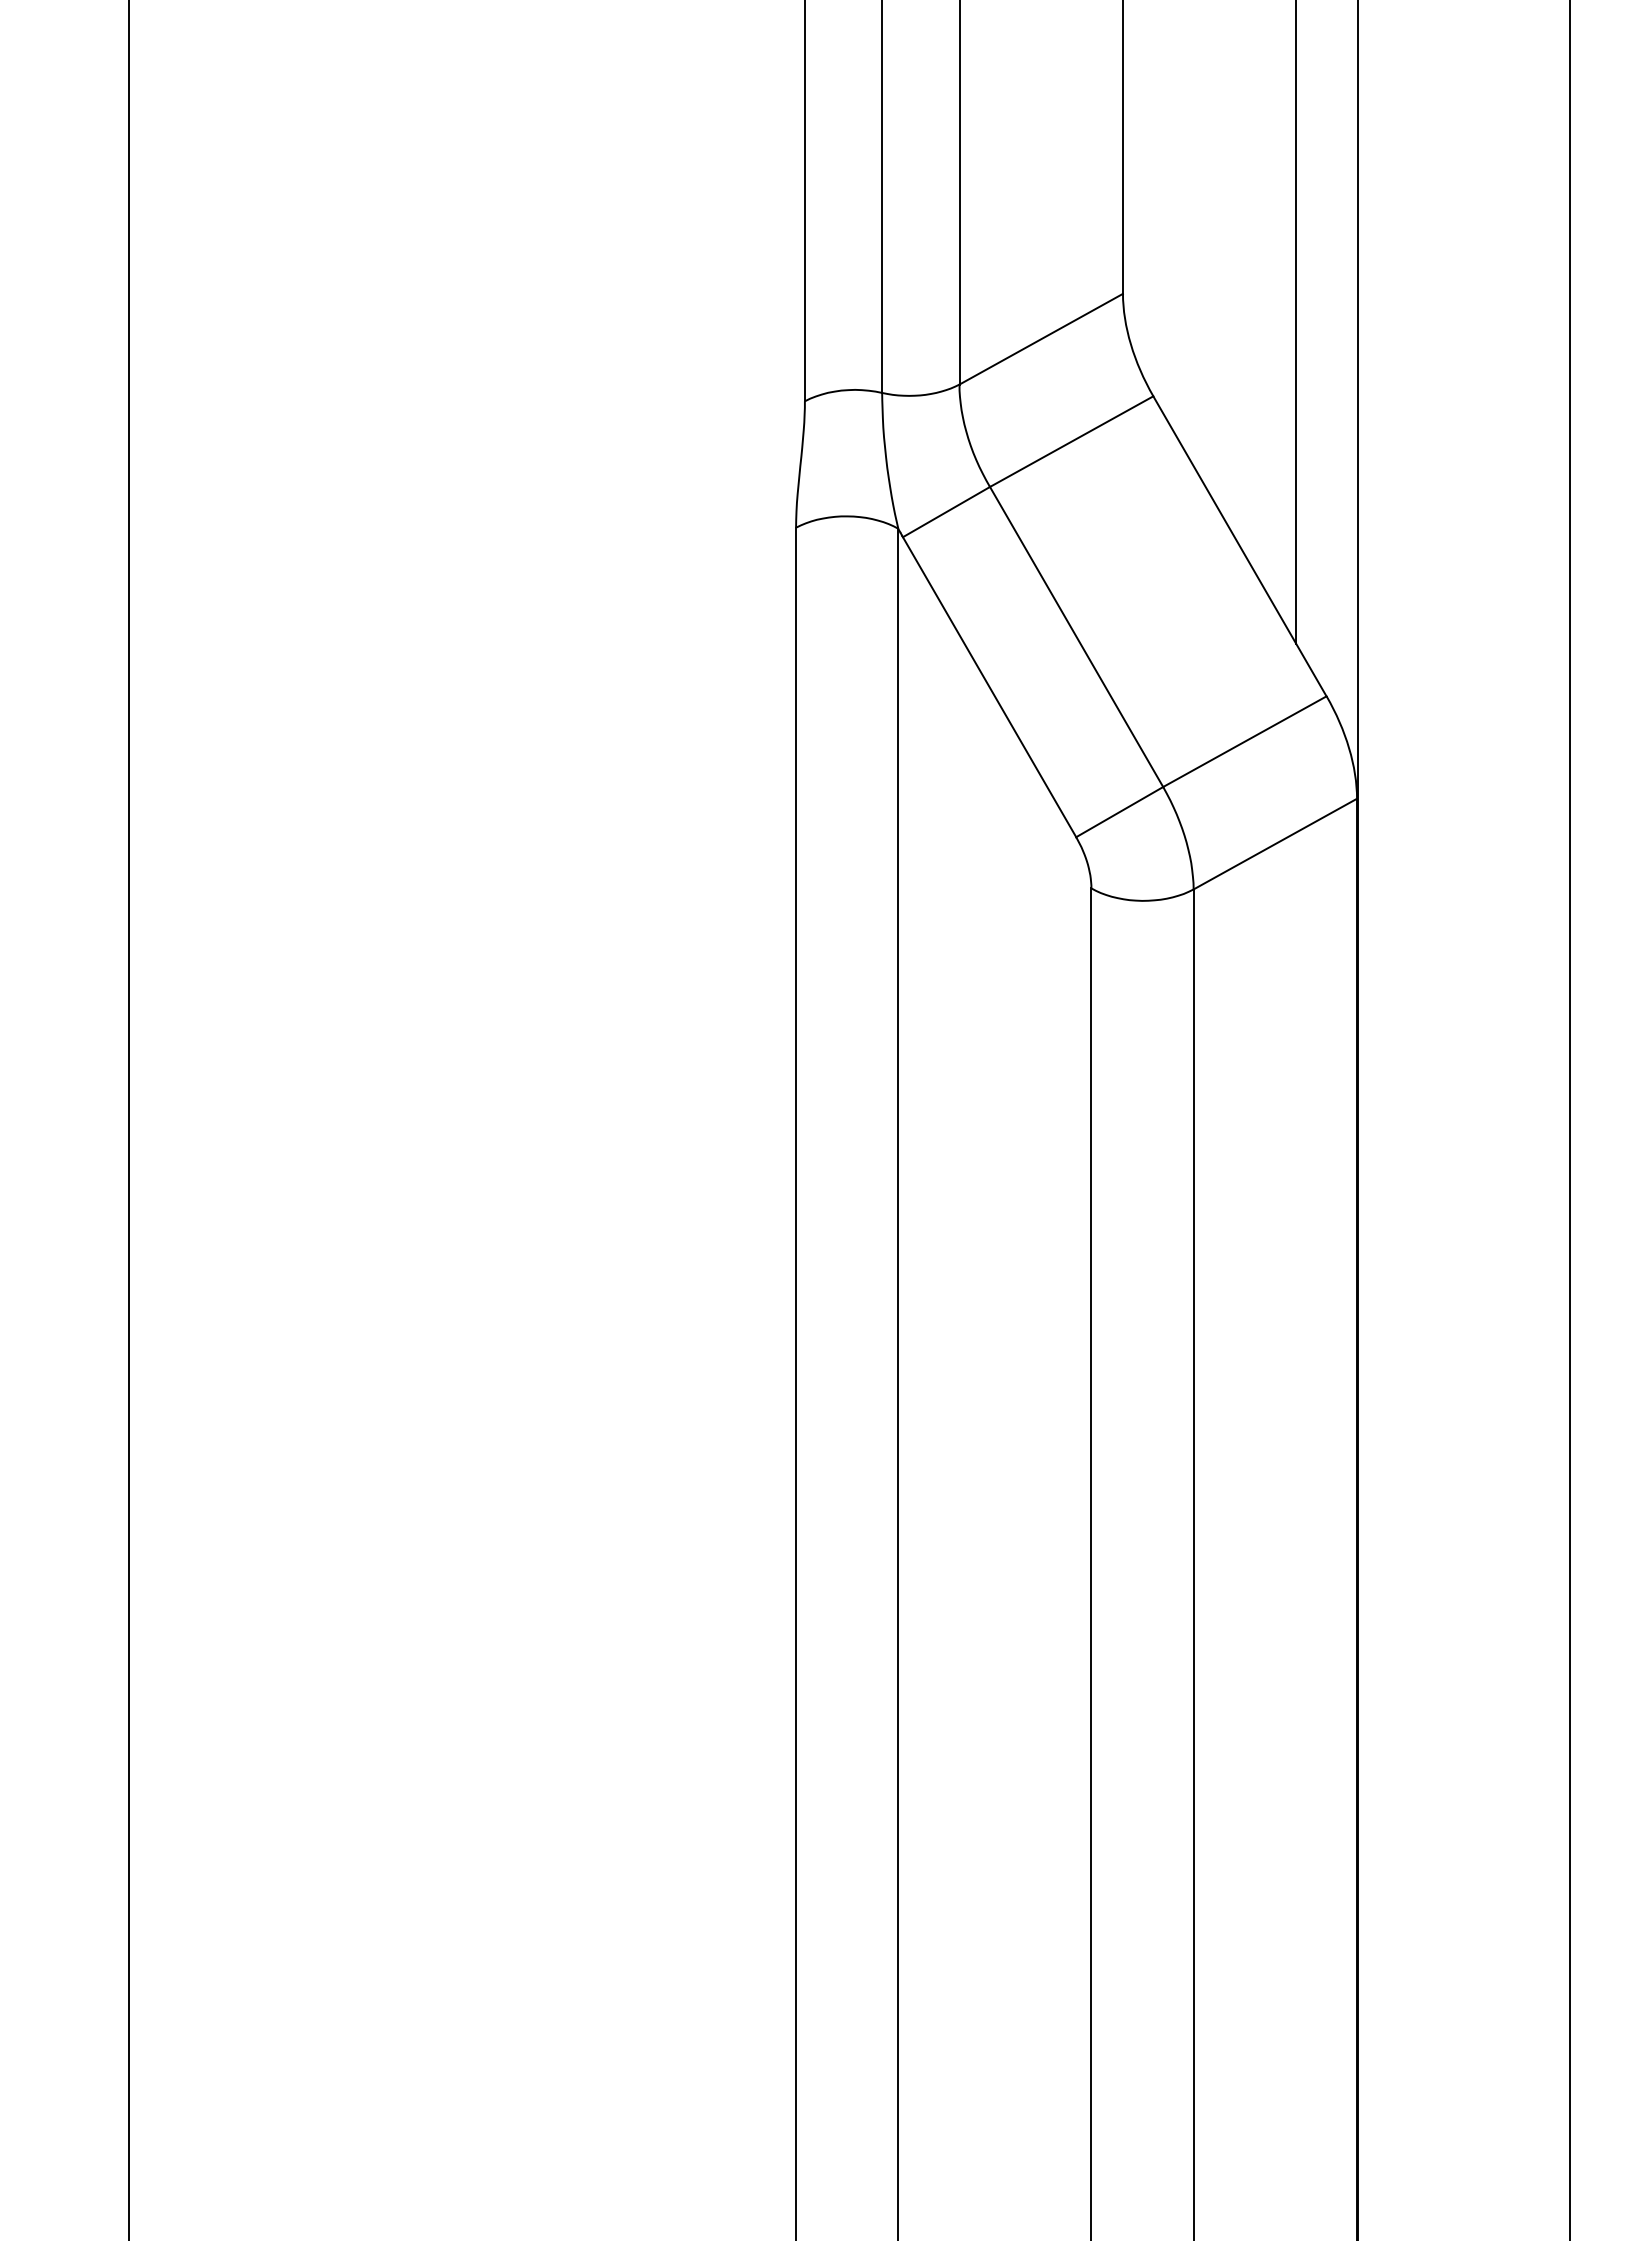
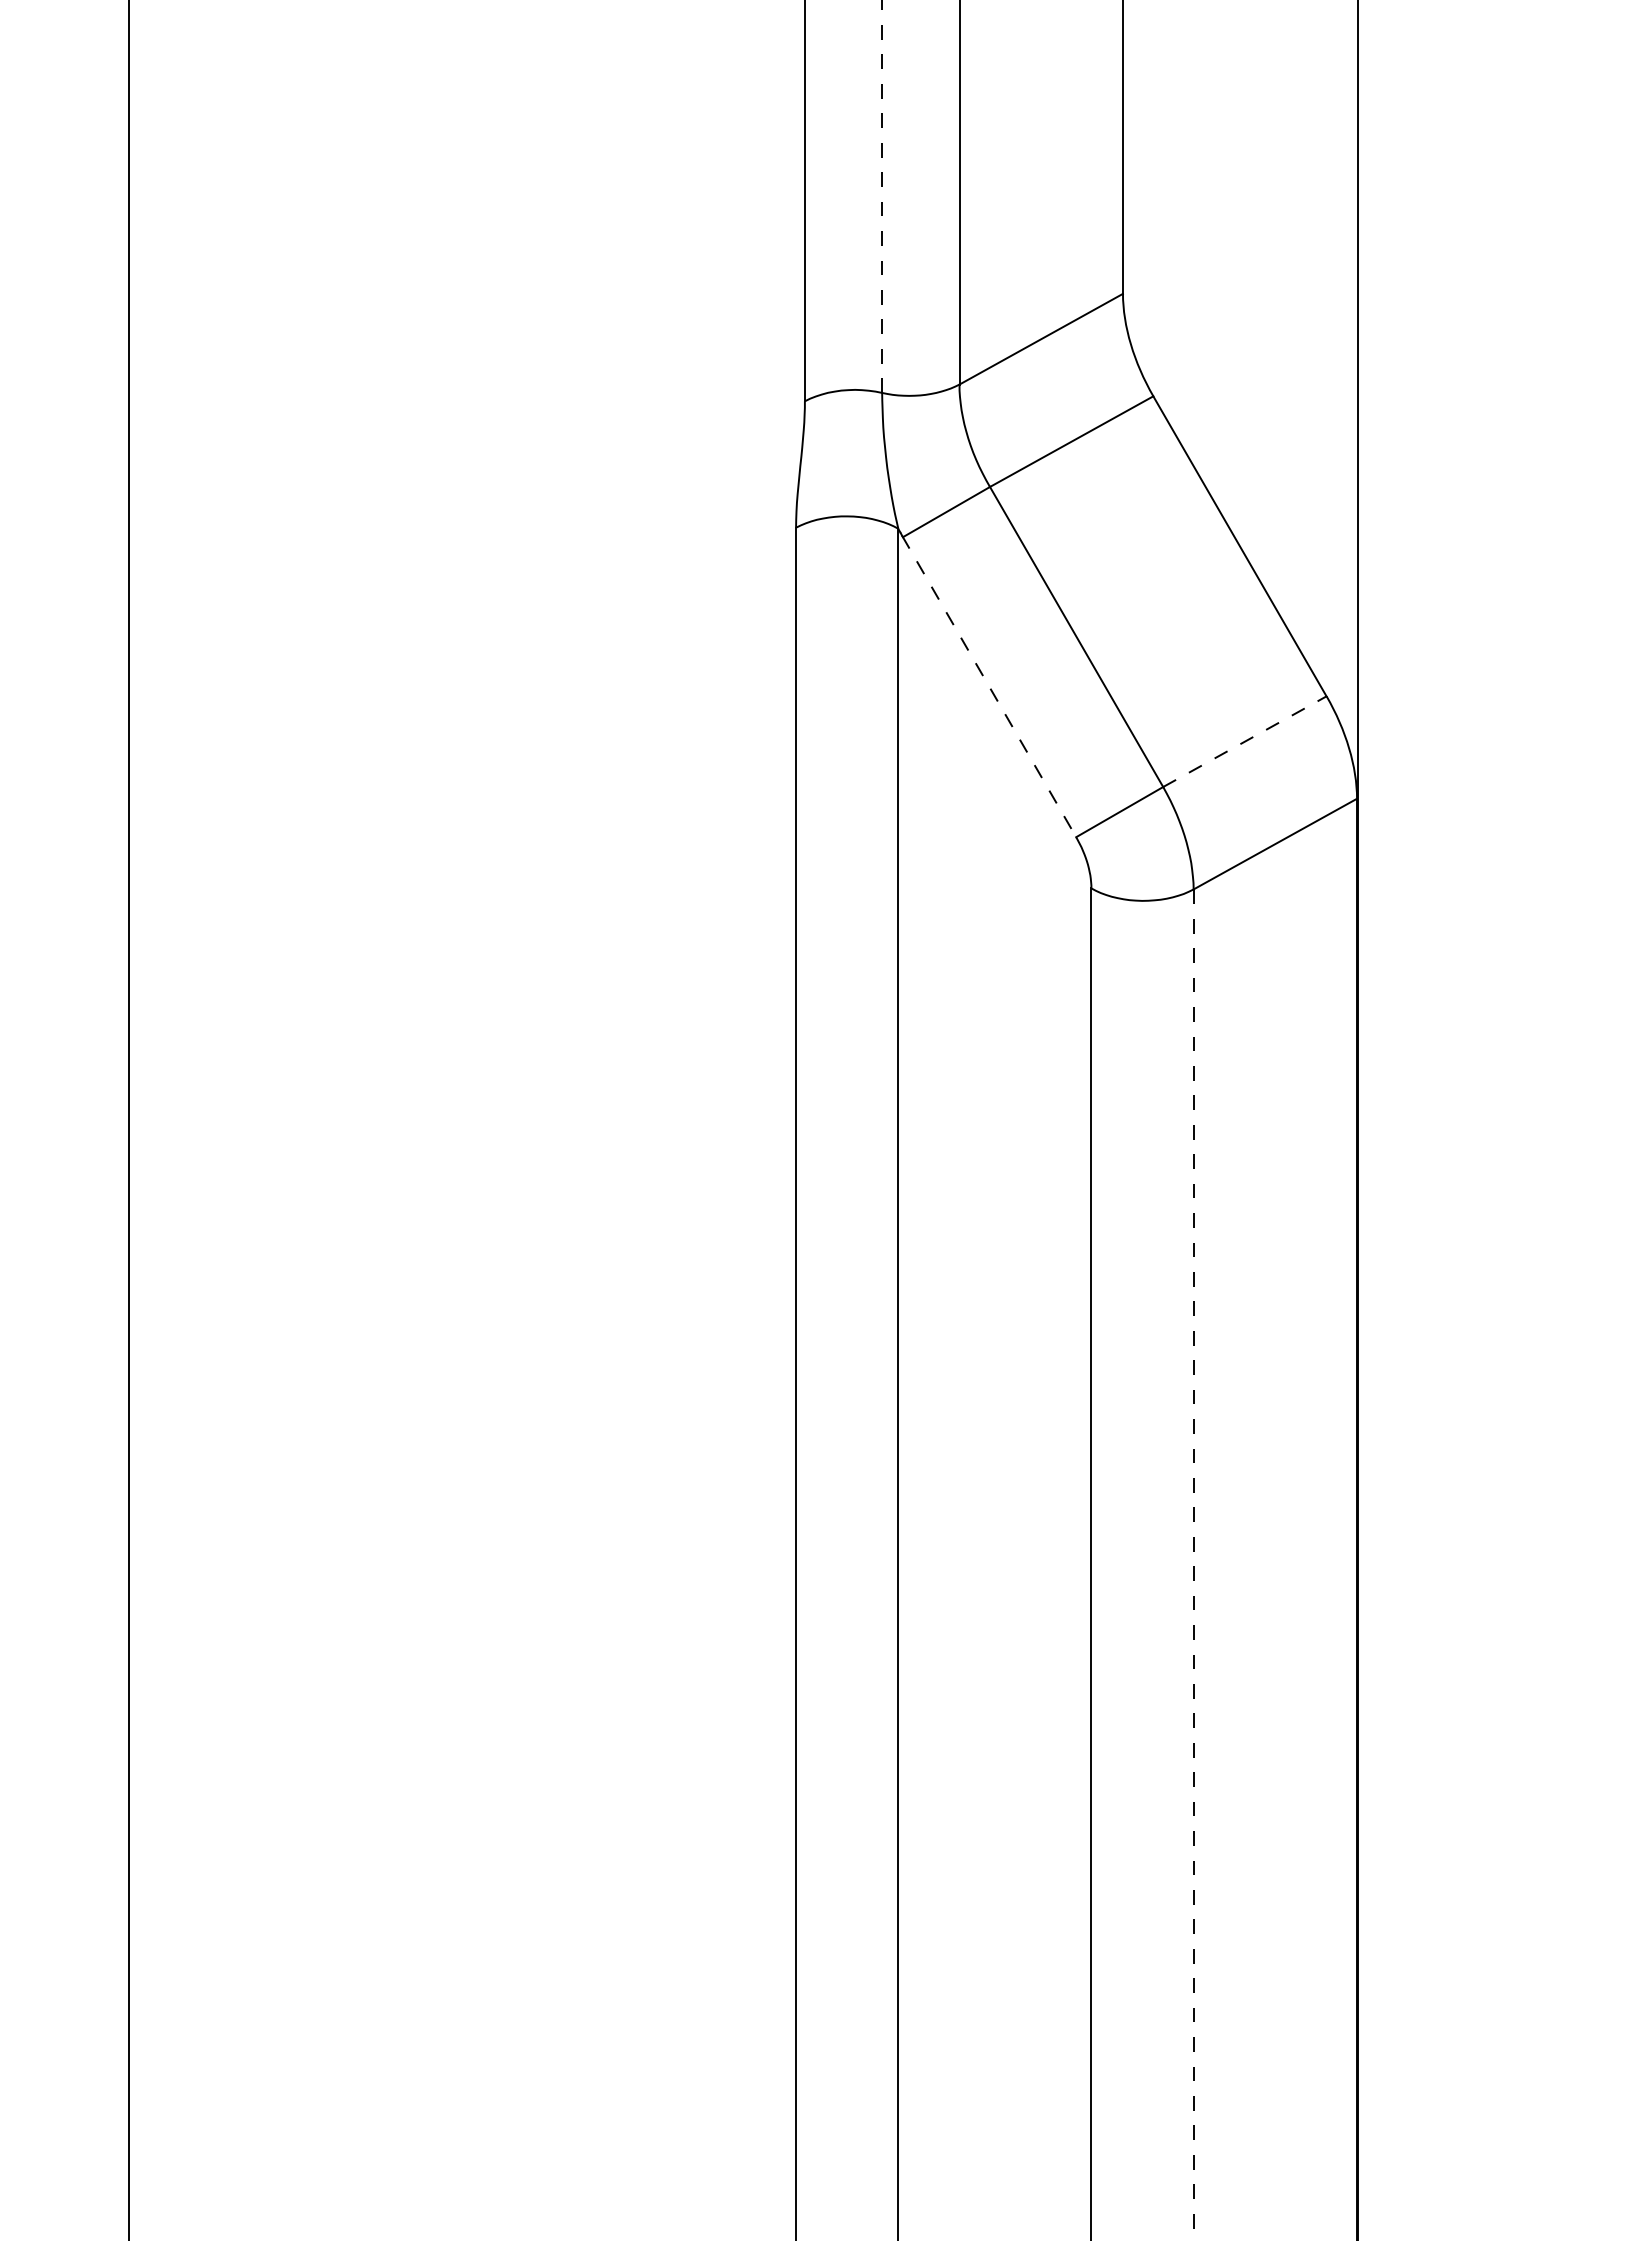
line: solid -> dashed (882, 196)
line: present -> none (1296, 322)
line: solid -> dashed (989, 686)
line: solid -> dashed (1245, 741)
line: present -> none (1570, 1119)
line: solid -> dashed (1193, 1565)
